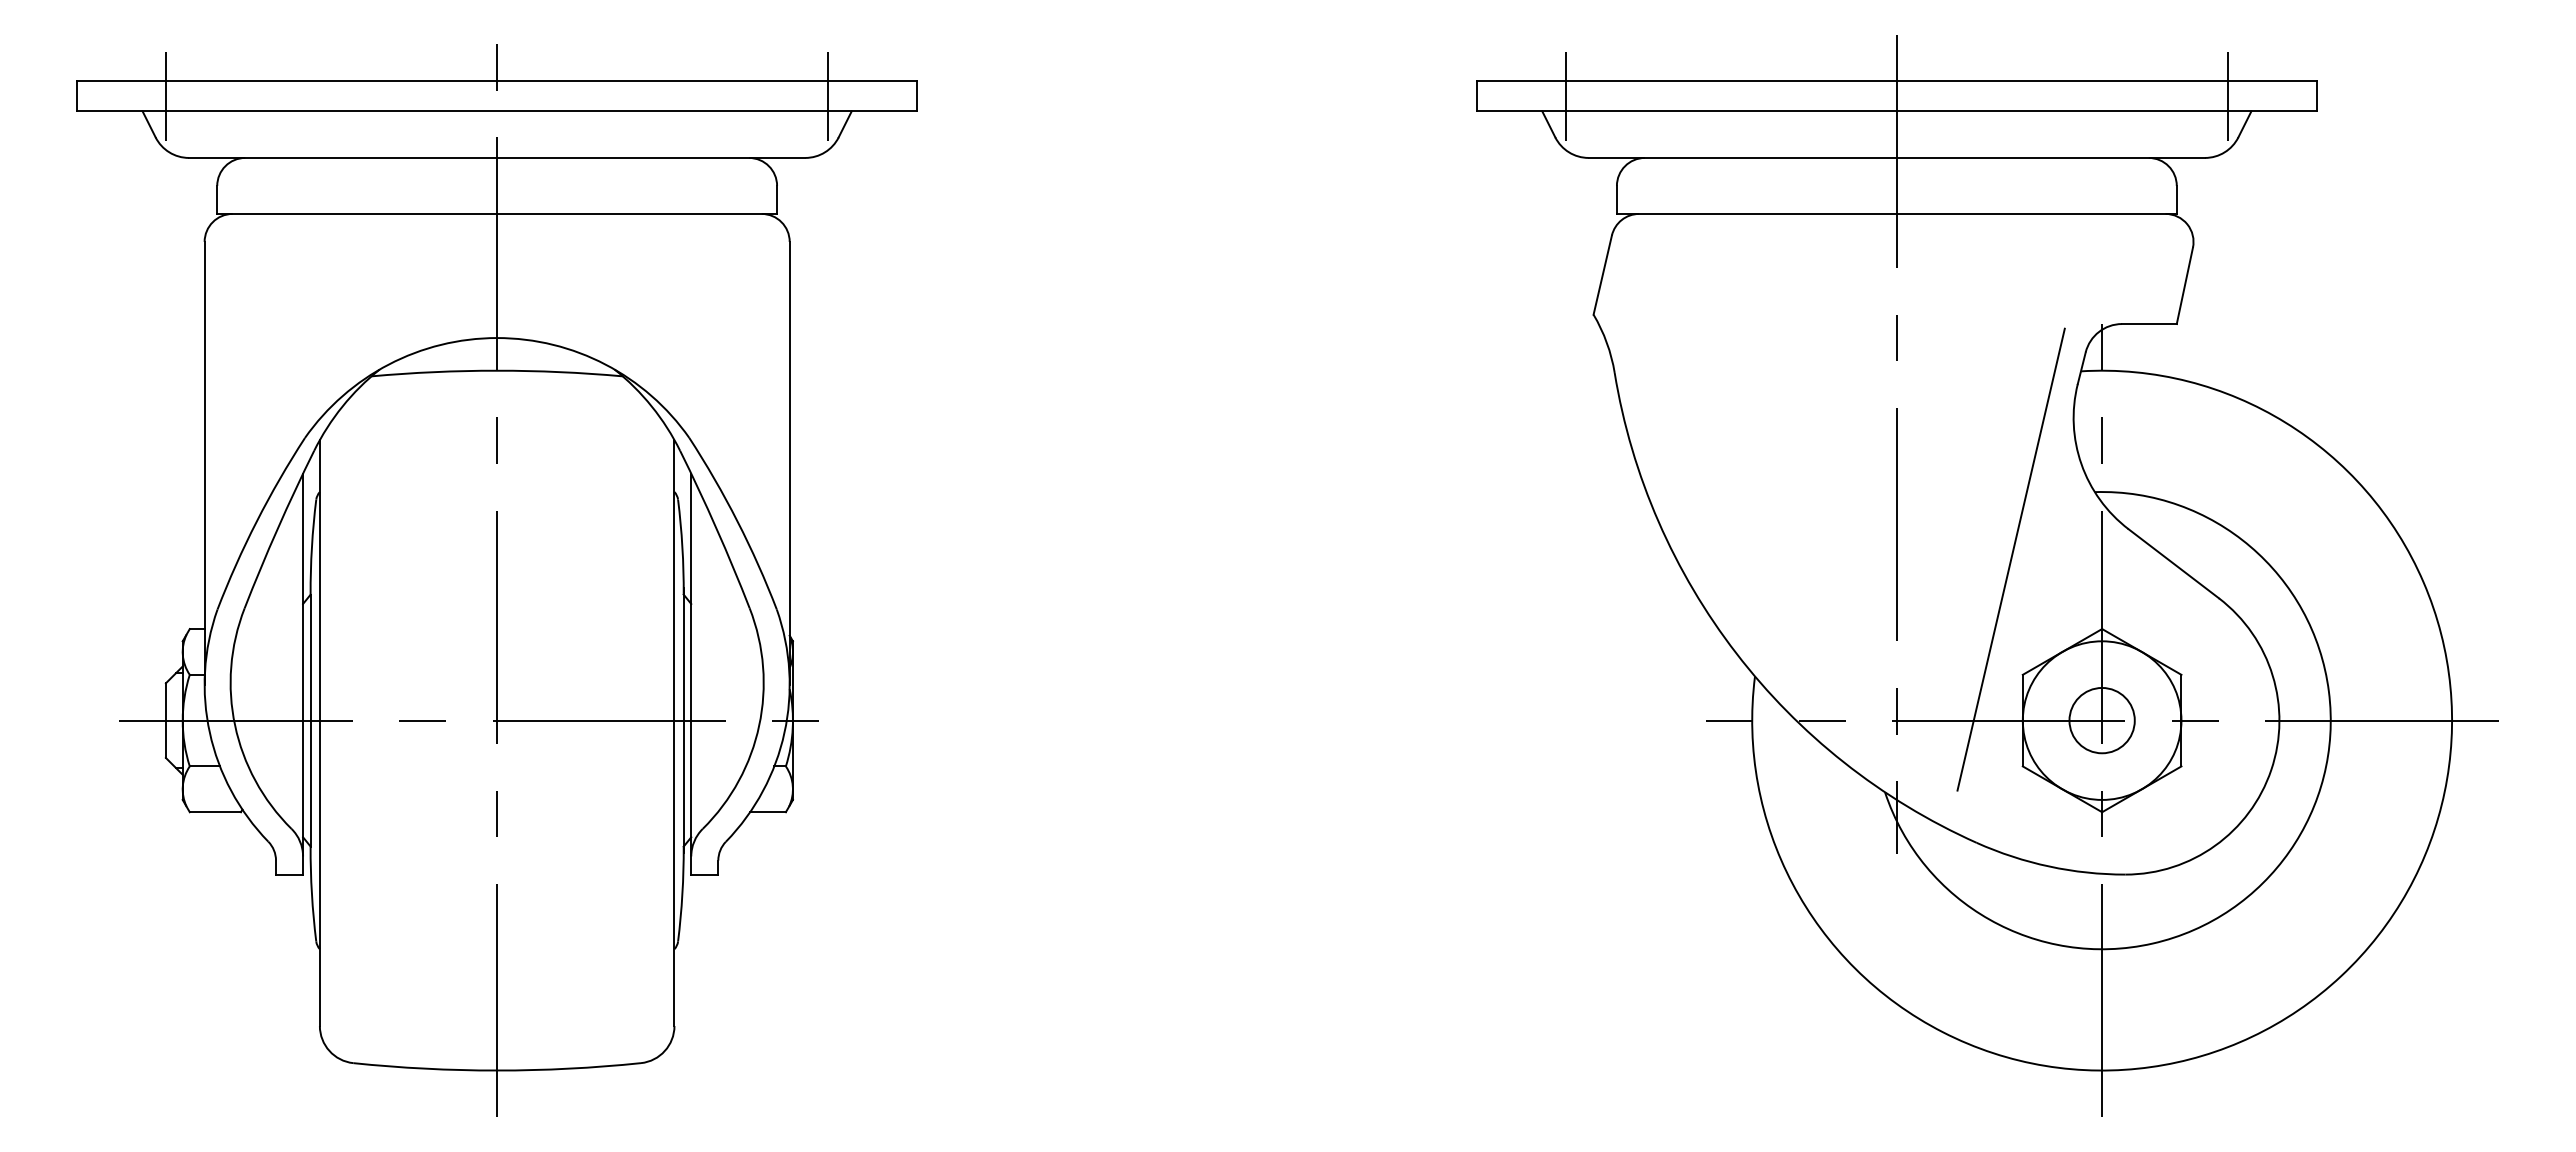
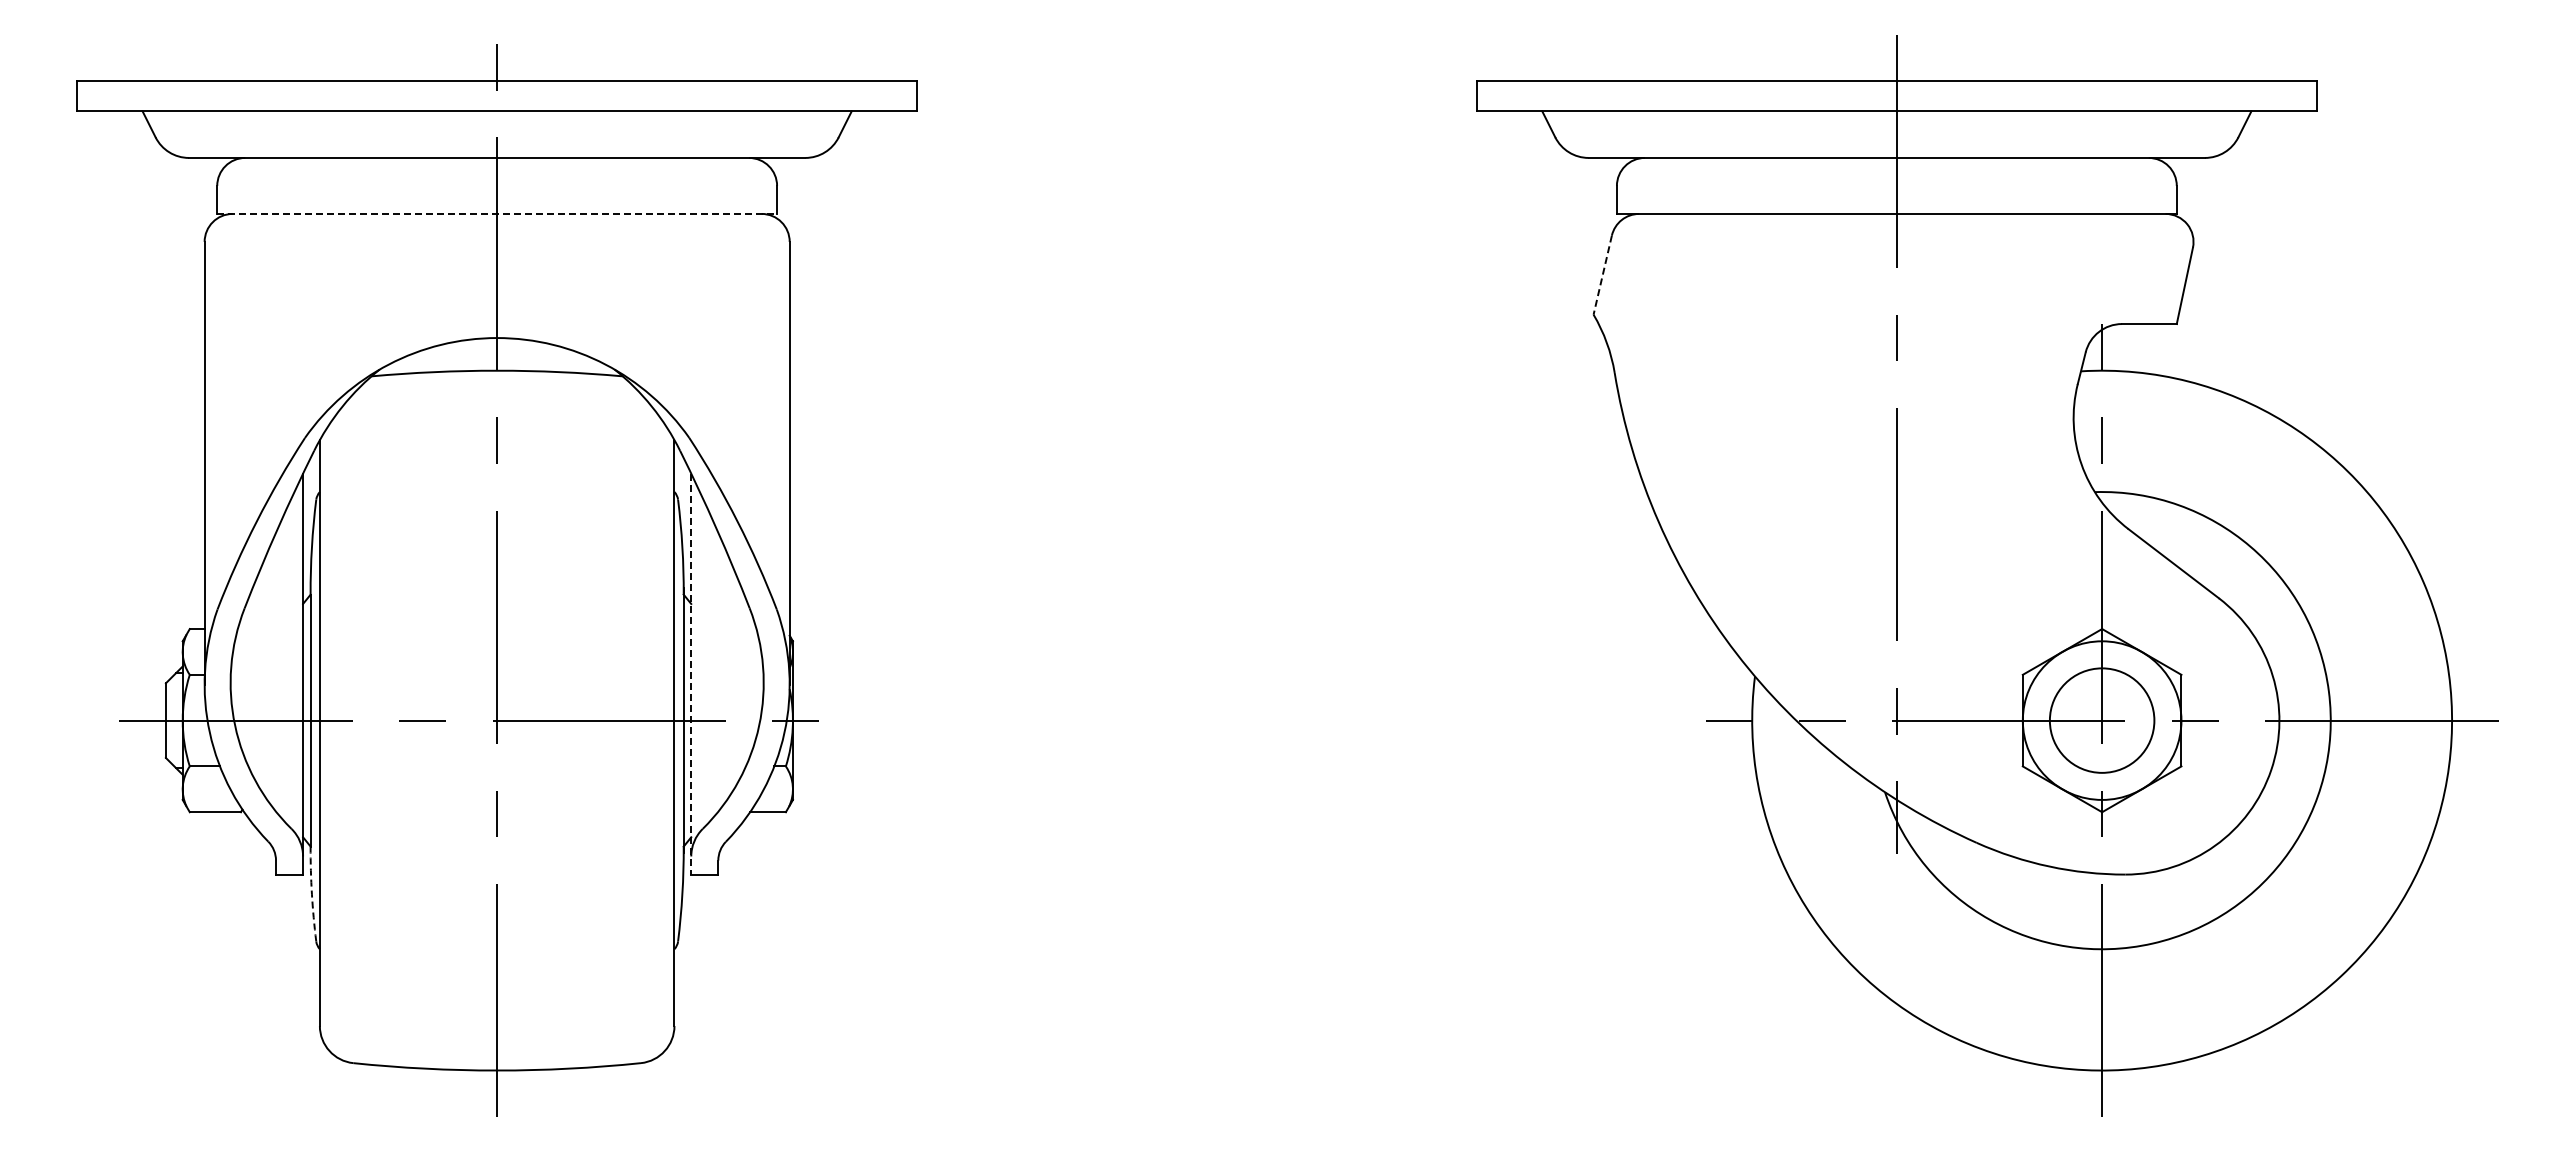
line: present -> none (165, 96)
line: present -> none (828, 96)
line: present -> none (1565, 96)
line: present -> none (2228, 96)
line: solid -> dashed (497, 213)
line: solid -> dashed (1602, 275)
line: present -> none (2010, 559)
line: solid -> dashed (691, 674)
circle diameter: 65 px -> 105 px (2101, 720)
arc: solid -> dashed (311, 894)
